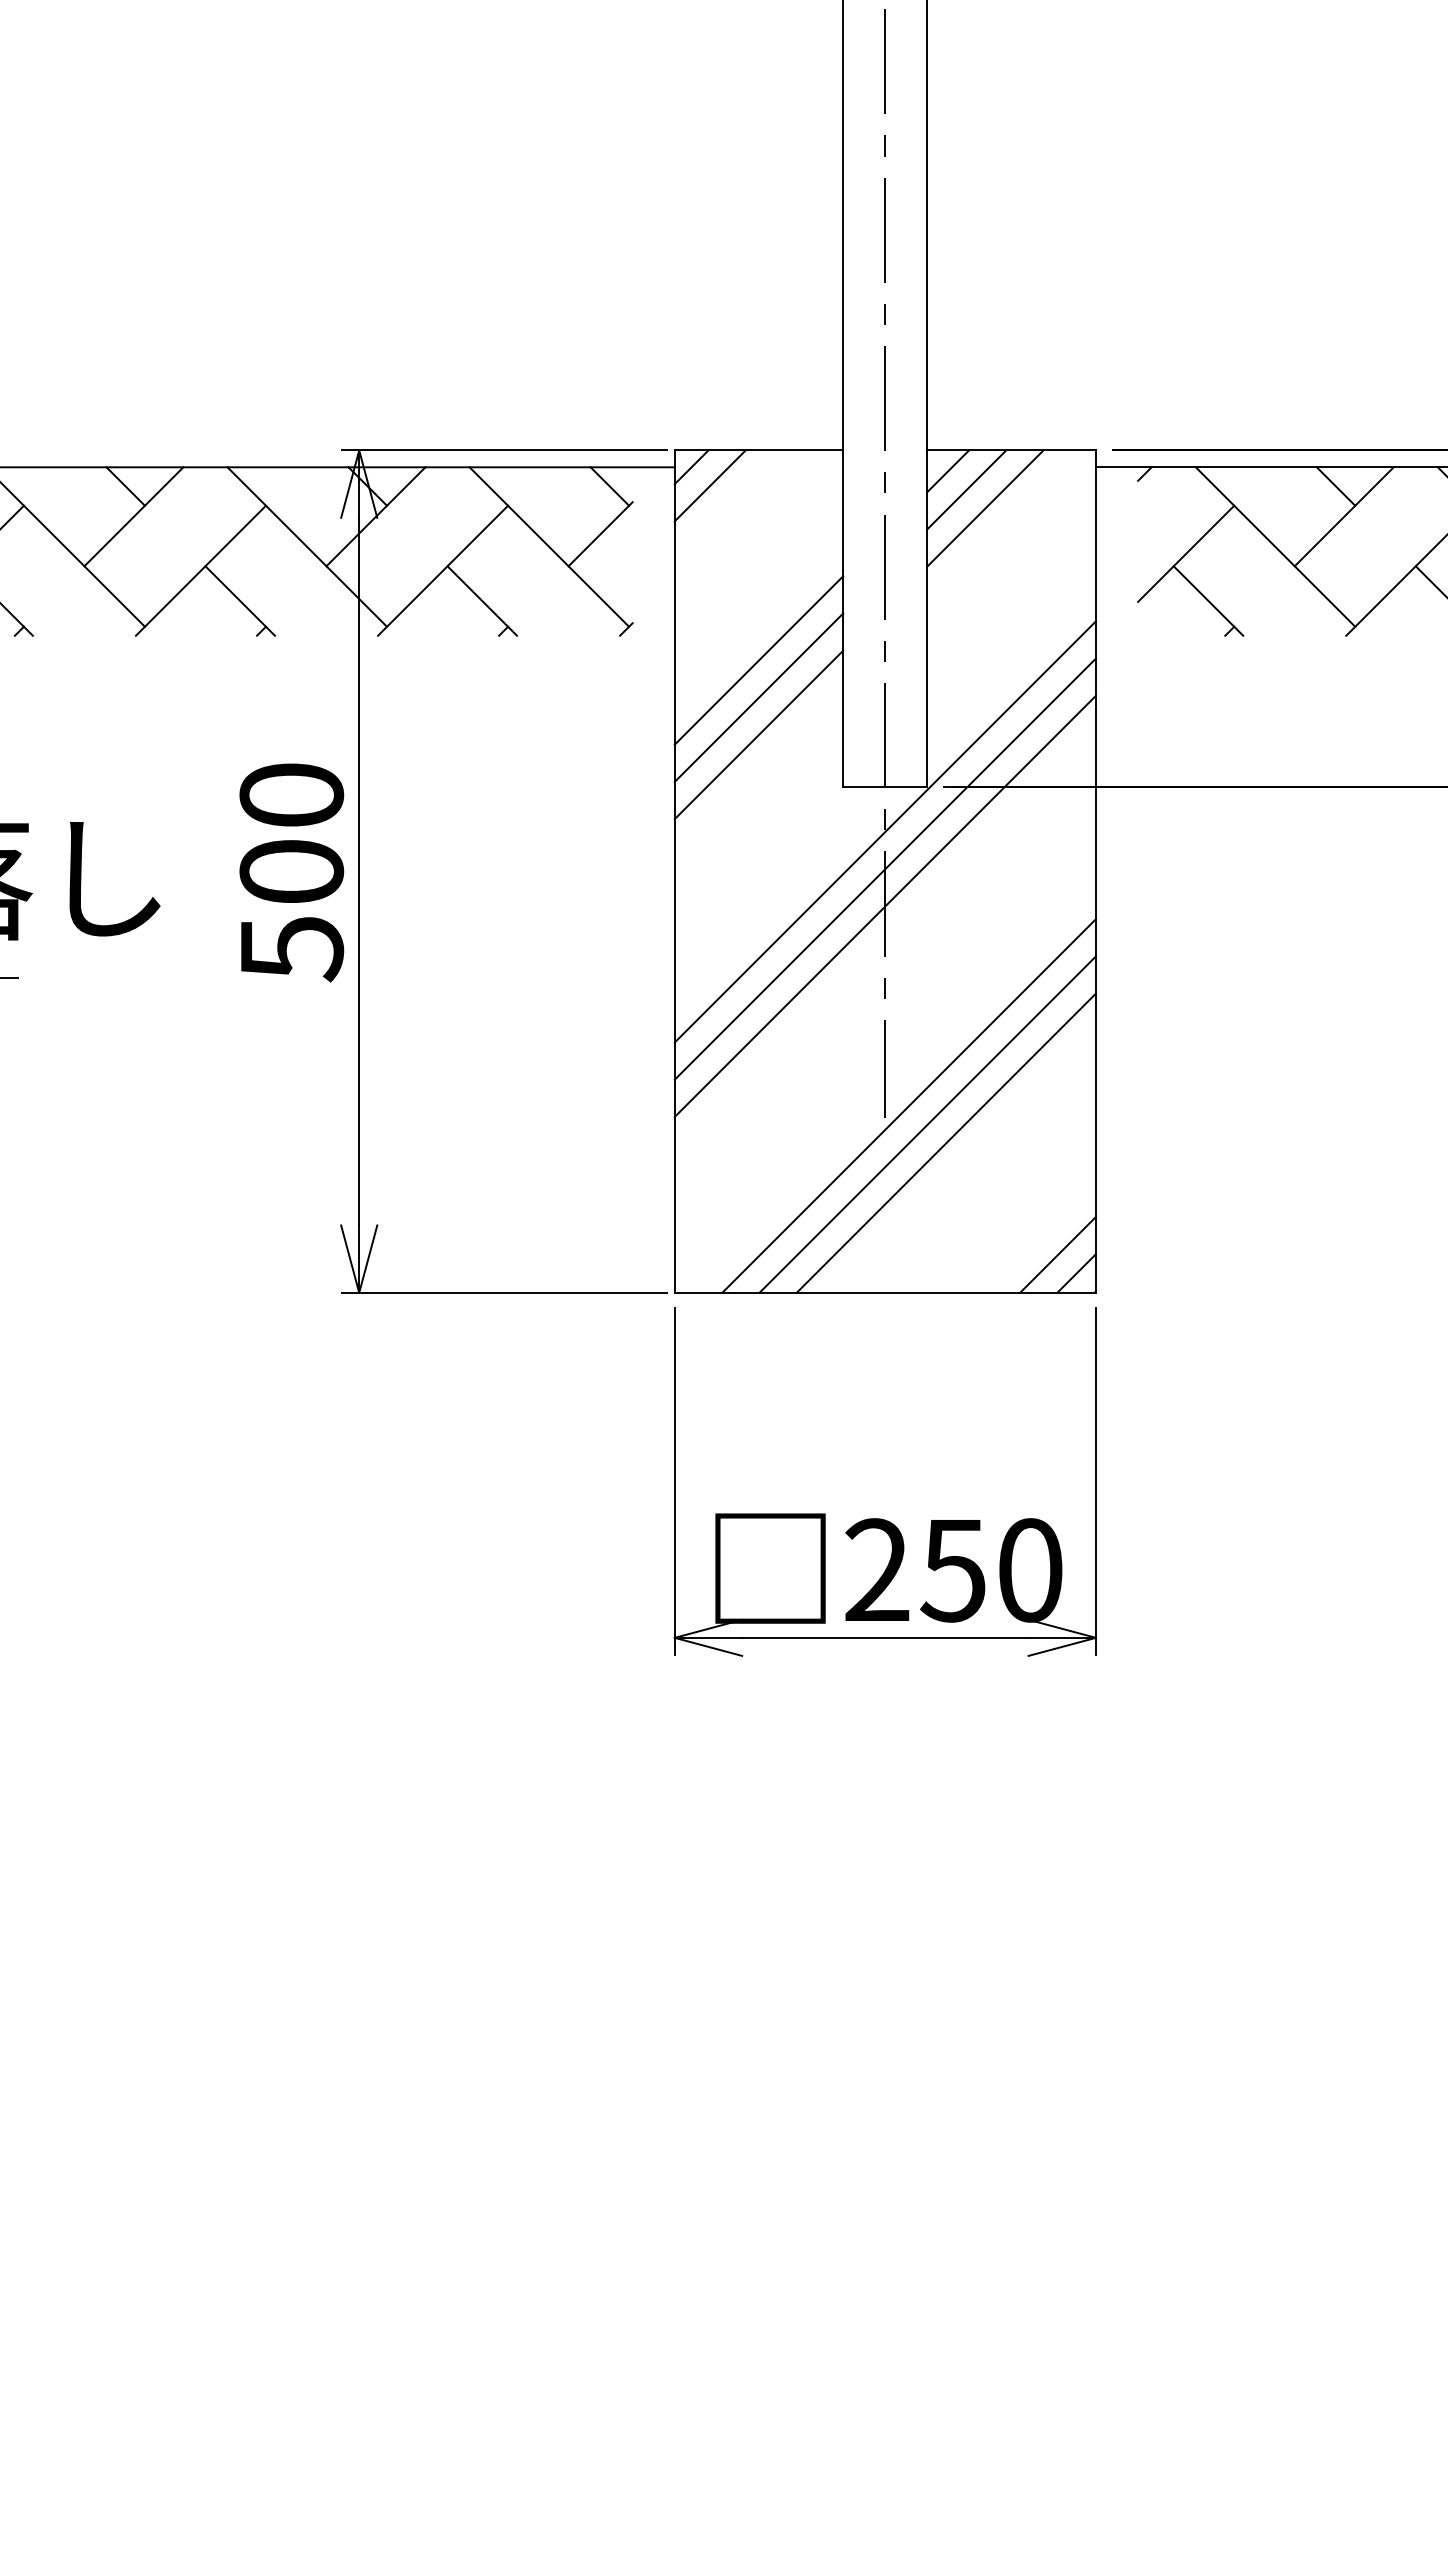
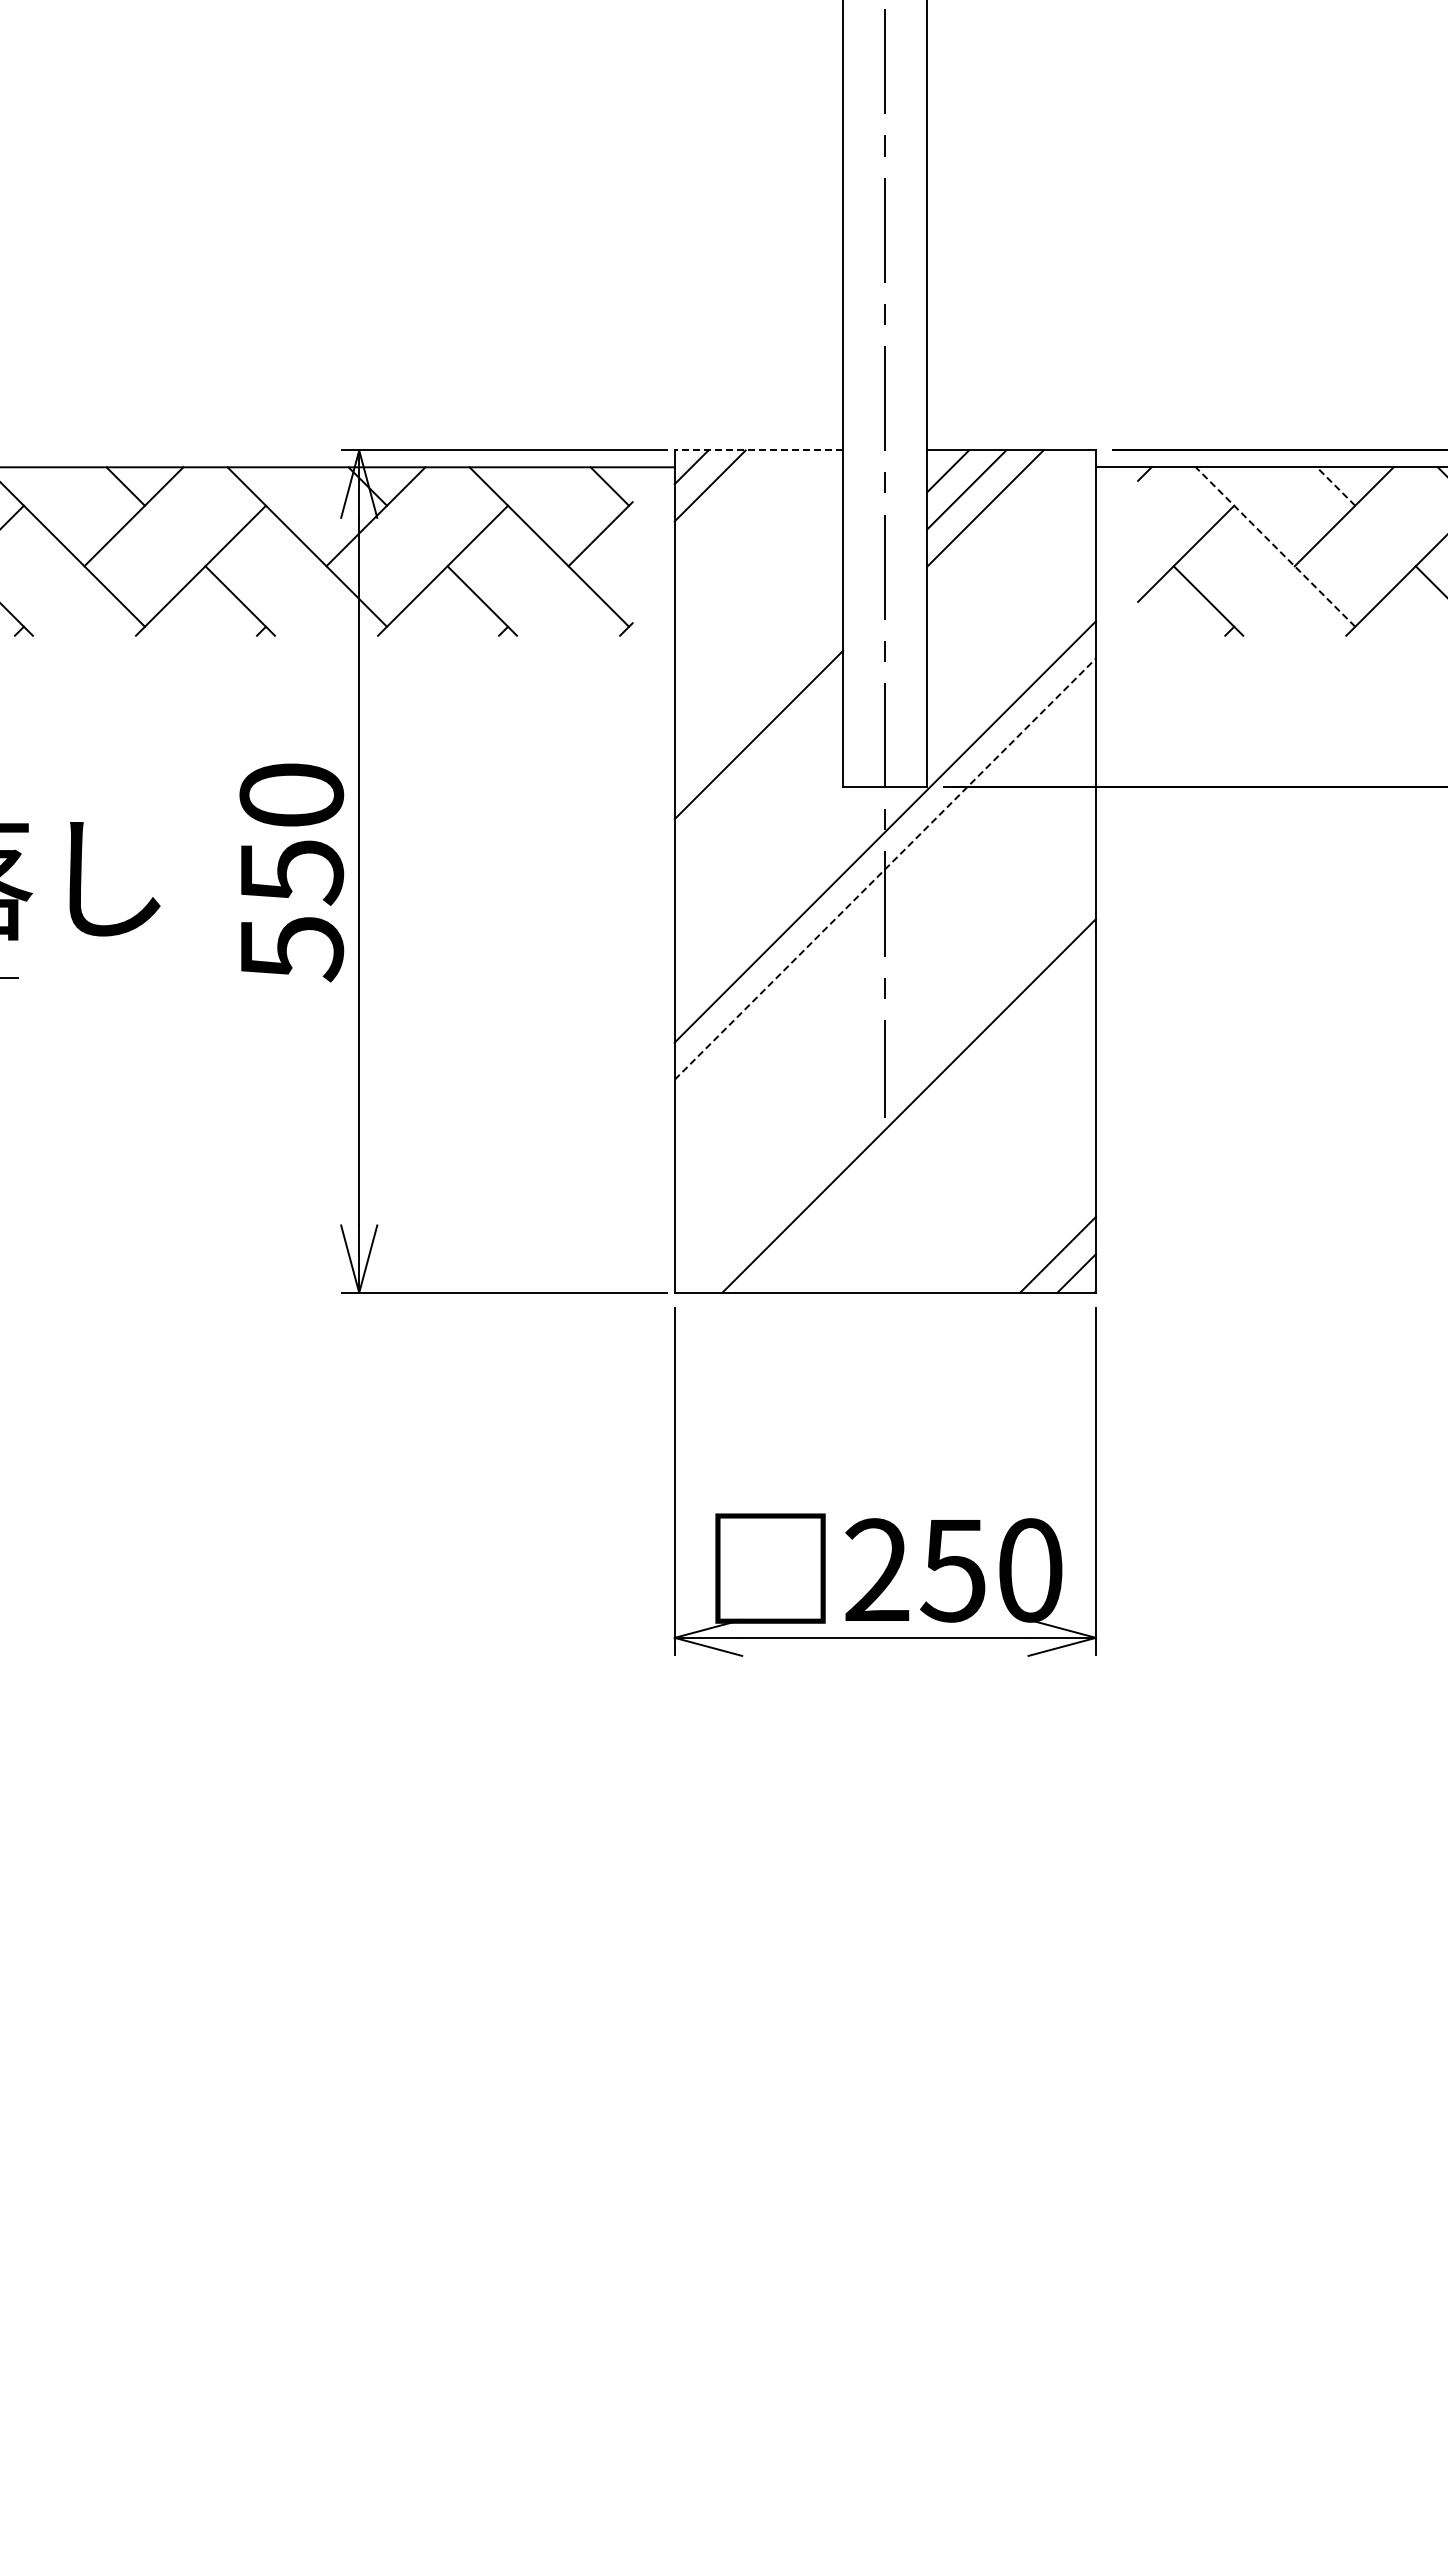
line: solid -> dashed (758, 450)
line: solid -> dashed (1335, 486)
line: solid -> dashed (1275, 547)
line: present -> none (758, 660)
line: present -> none (758, 697)
line: solid -> dashed (885, 869)
text: 500 -> 550 (291, 872)
line: present -> none (884, 905)
line: present -> none (927, 1124)
line: present -> none (945, 1142)
